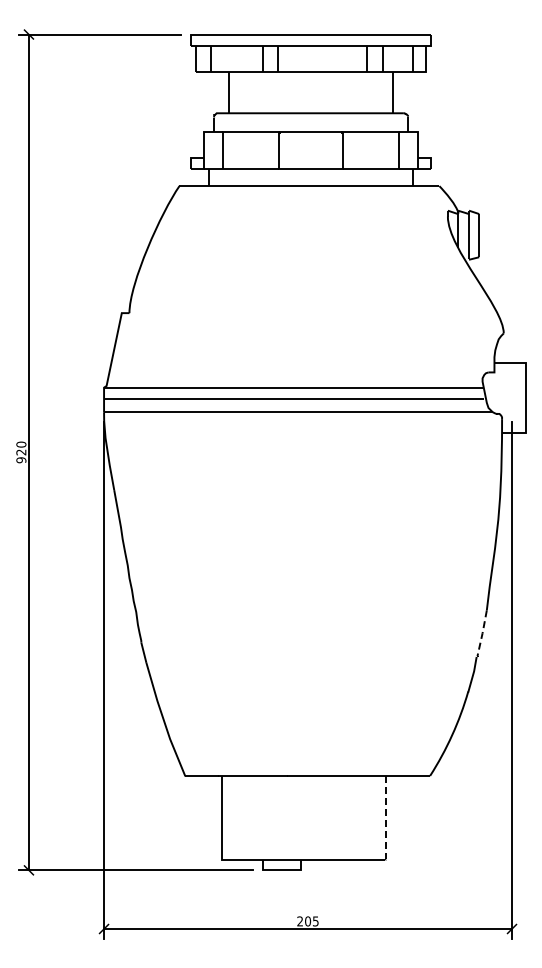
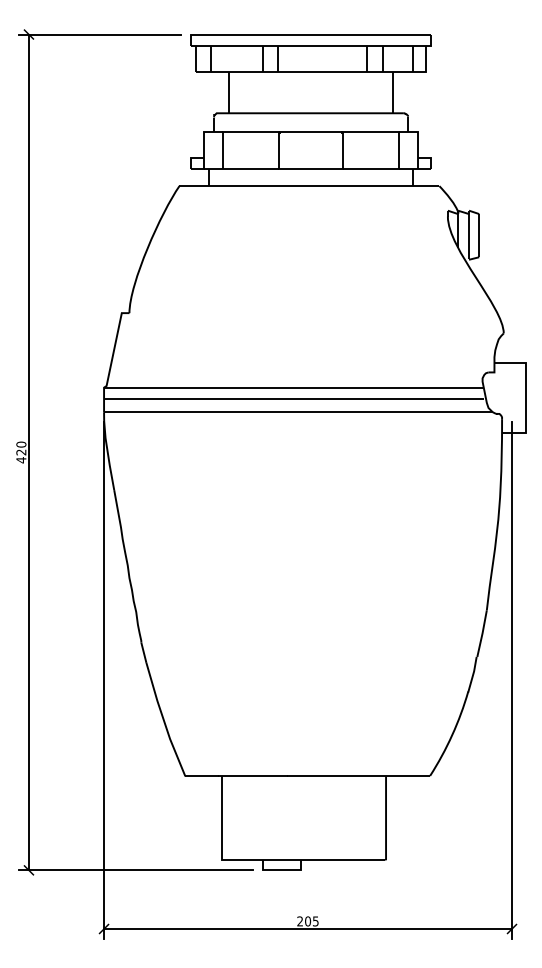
text: 920 -> 420 (21, 460)
line: dashed -> solid (482, 634)
line: dashed -> solid (386, 819)
